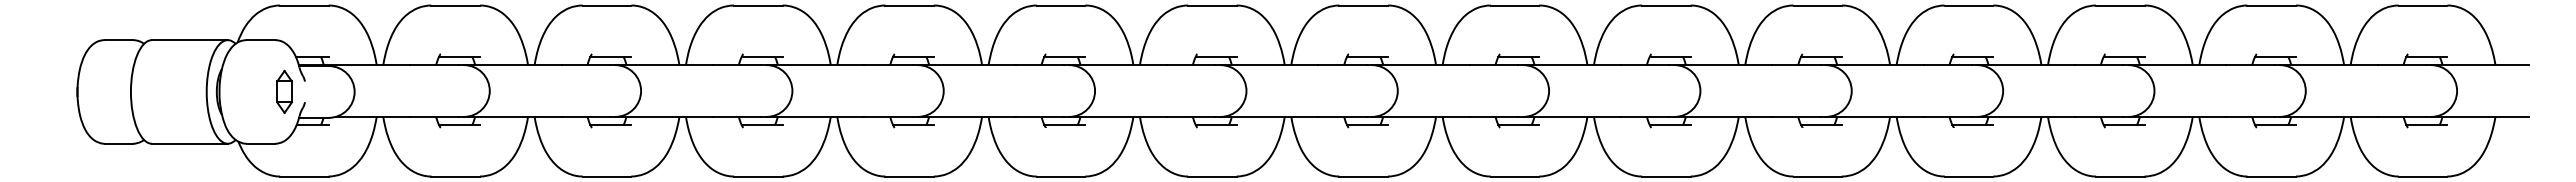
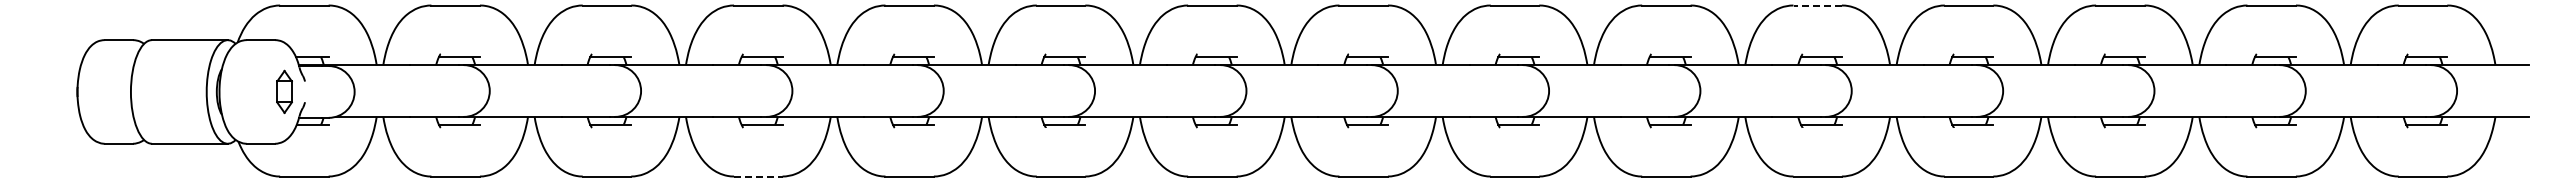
line: solid -> dashed (1817, 5)
line: solid -> dashed (758, 176)
